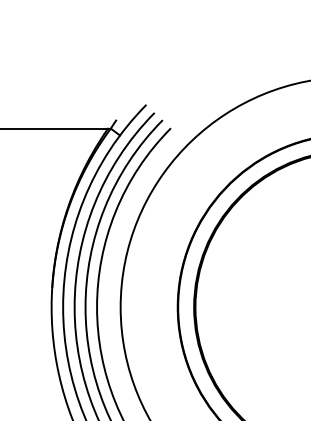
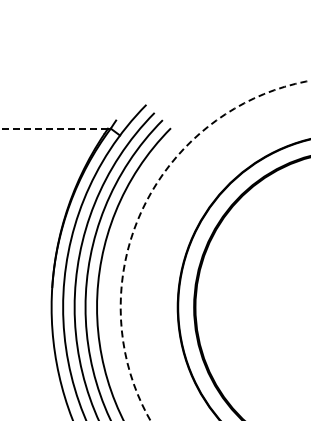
line: solid -> dashed (53, 128)
arc: solid -> dashed (142, 210)
